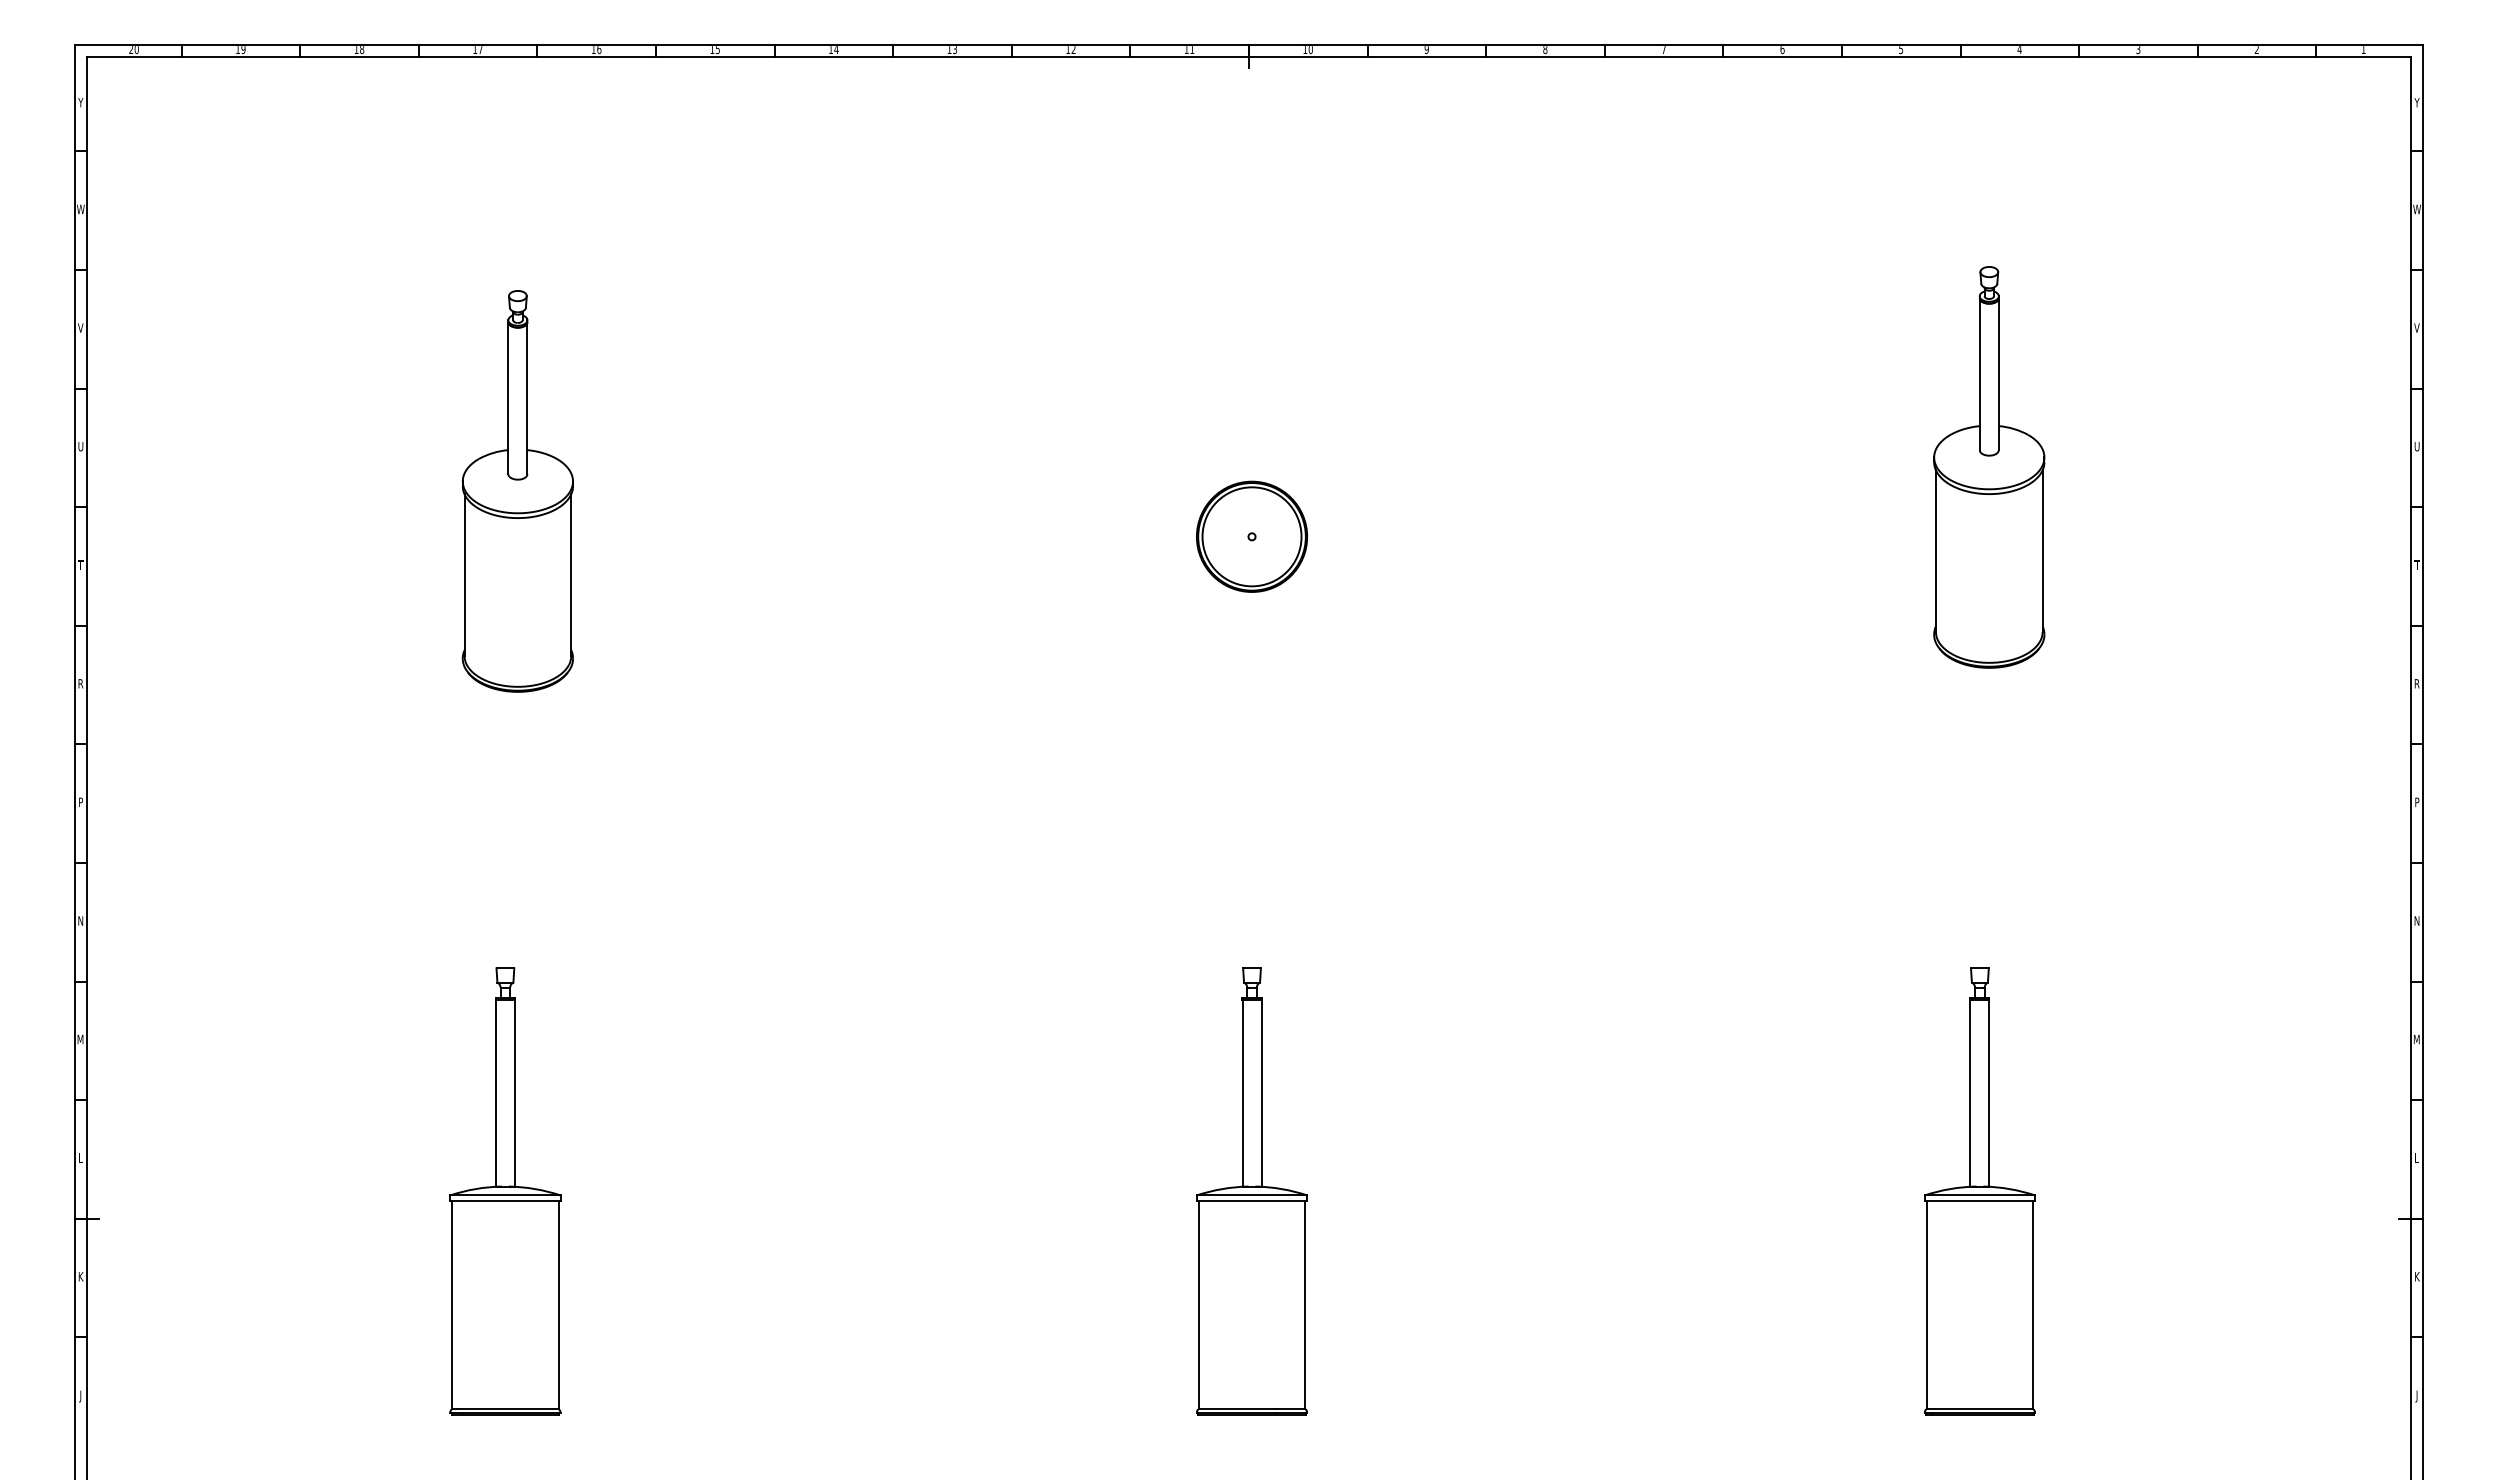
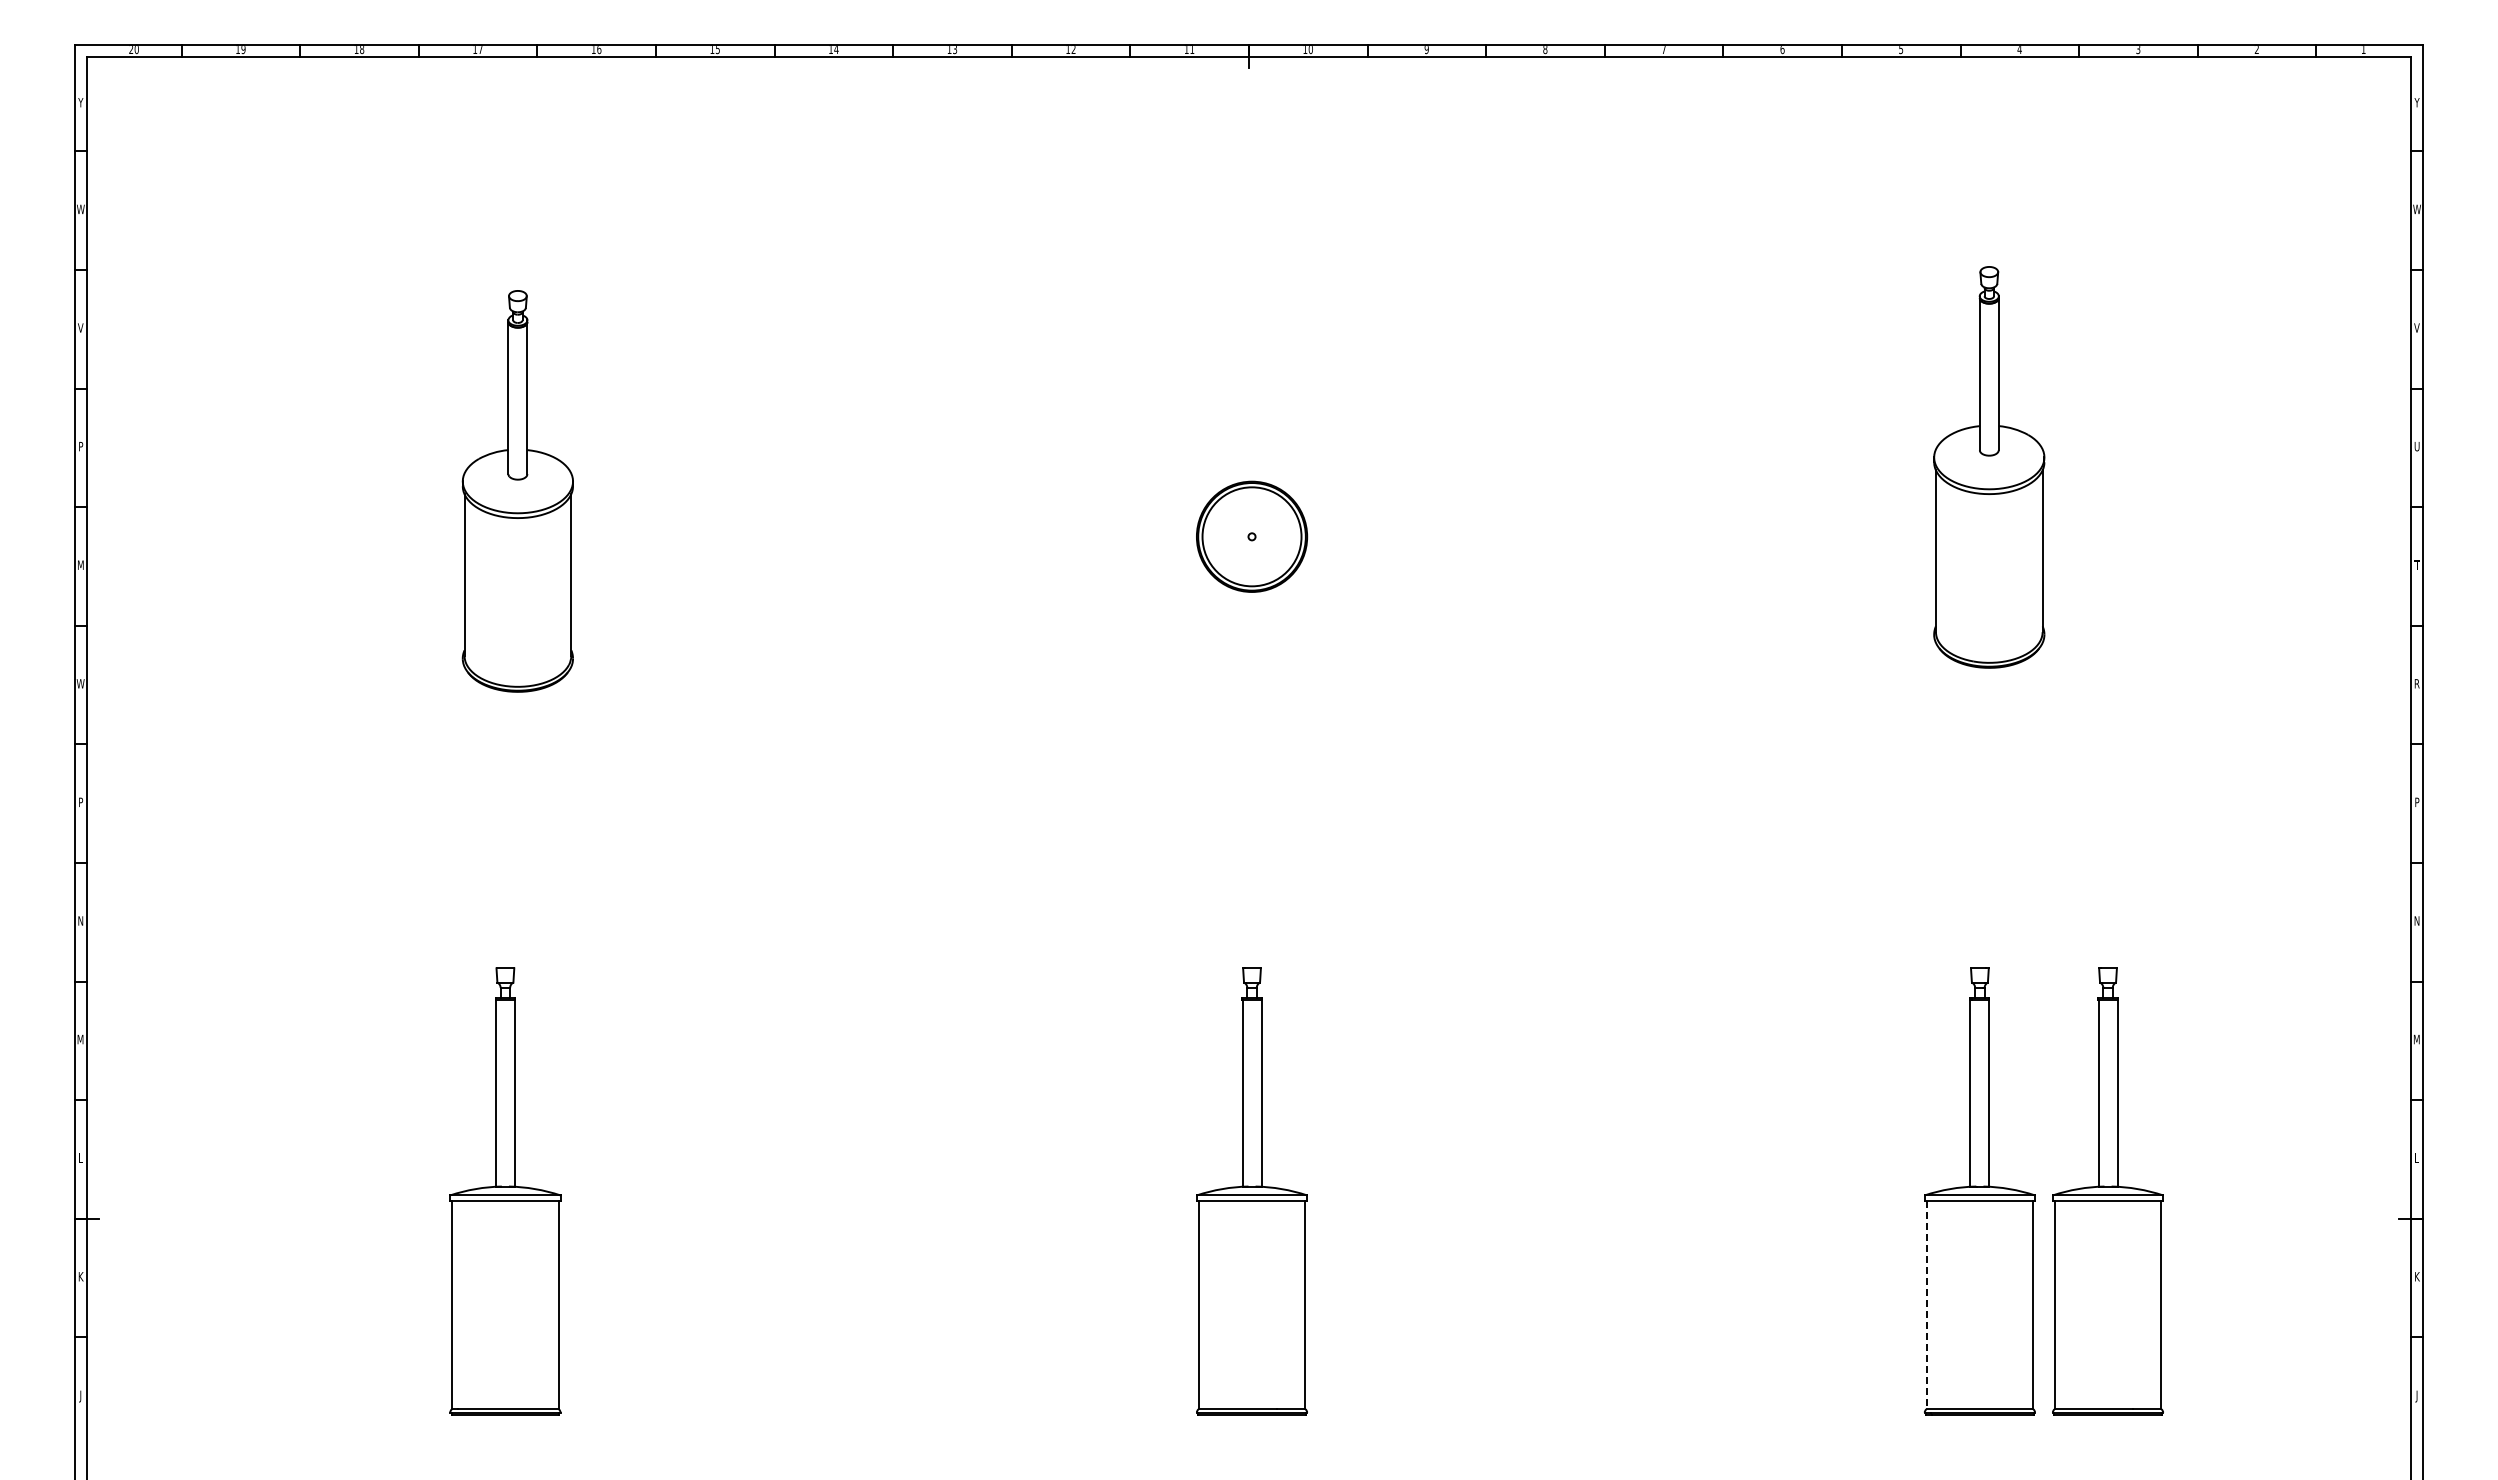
text: U -> P (80, 446)
text: T -> M (80, 564)
text: R -> W (80, 683)
part: none -> present (2107, 1191)
line: solid -> dashed (1926, 1305)
